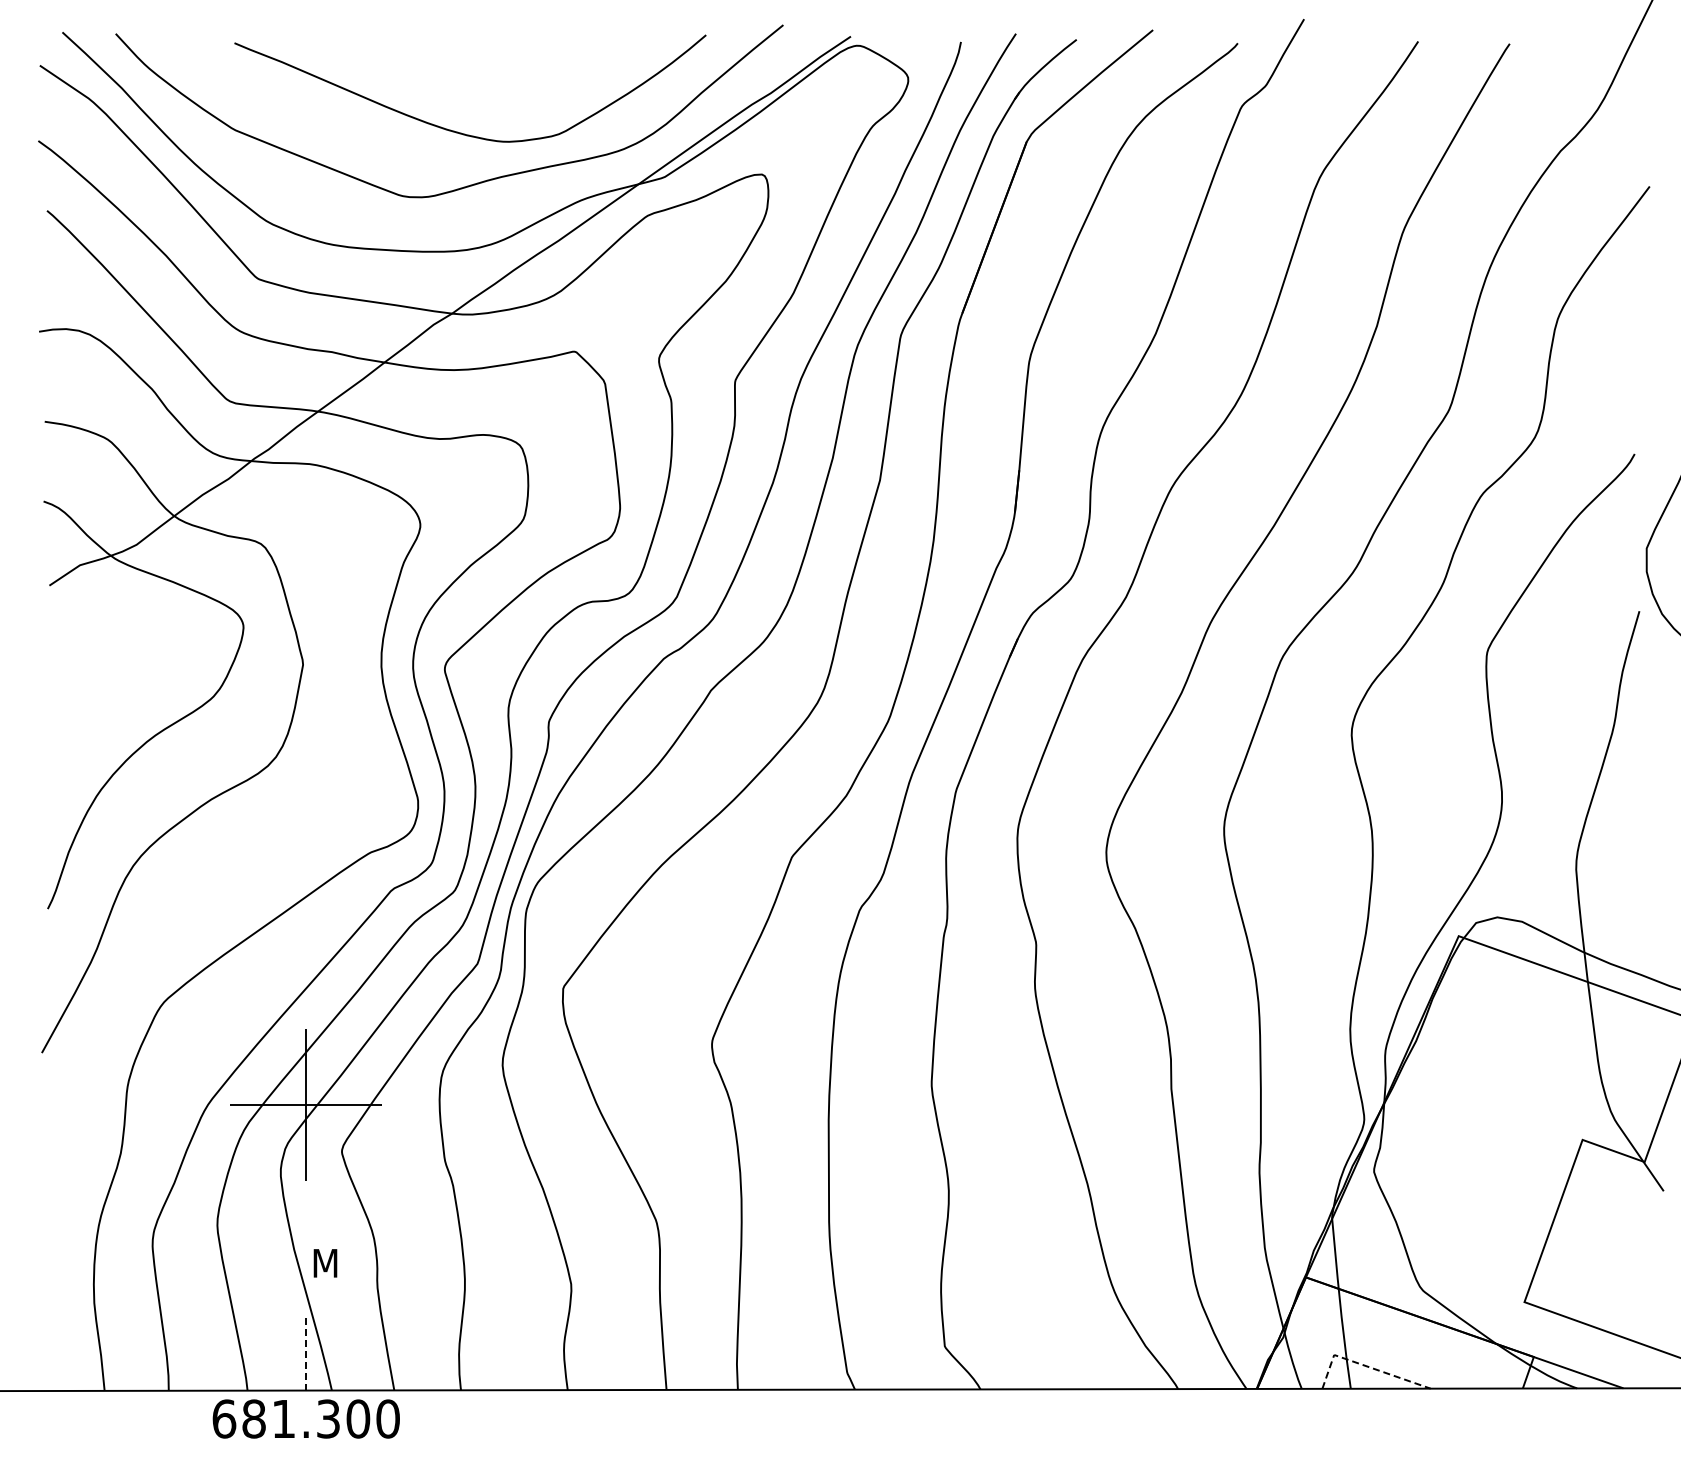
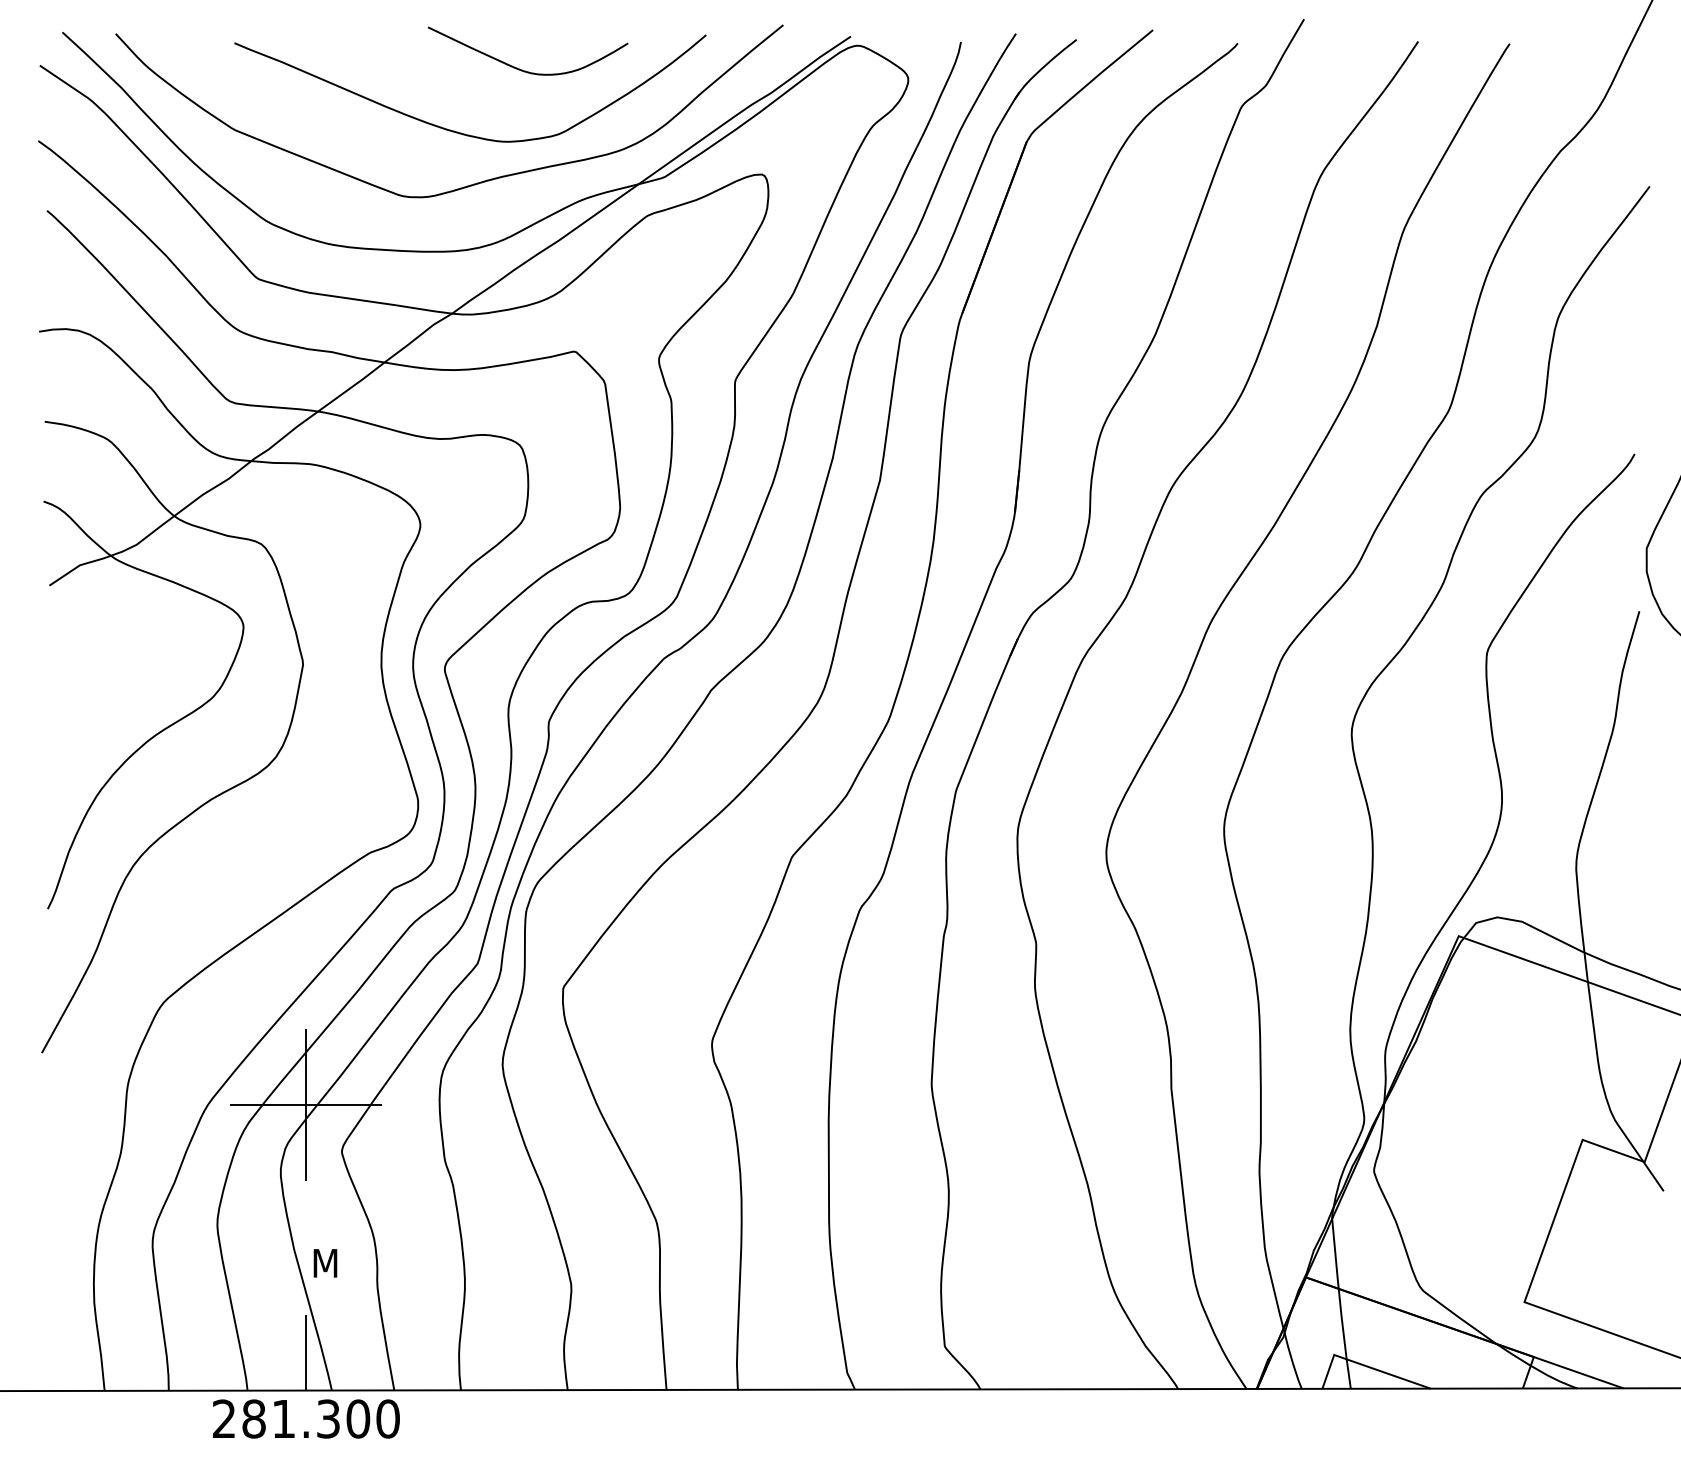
curve: none -> present (522, 69)
line: dashed -> solid (306, 1352)
line: dashed -> solid (1365, 1365)
text: 681.300 -> 281.300 (224, 1418)
